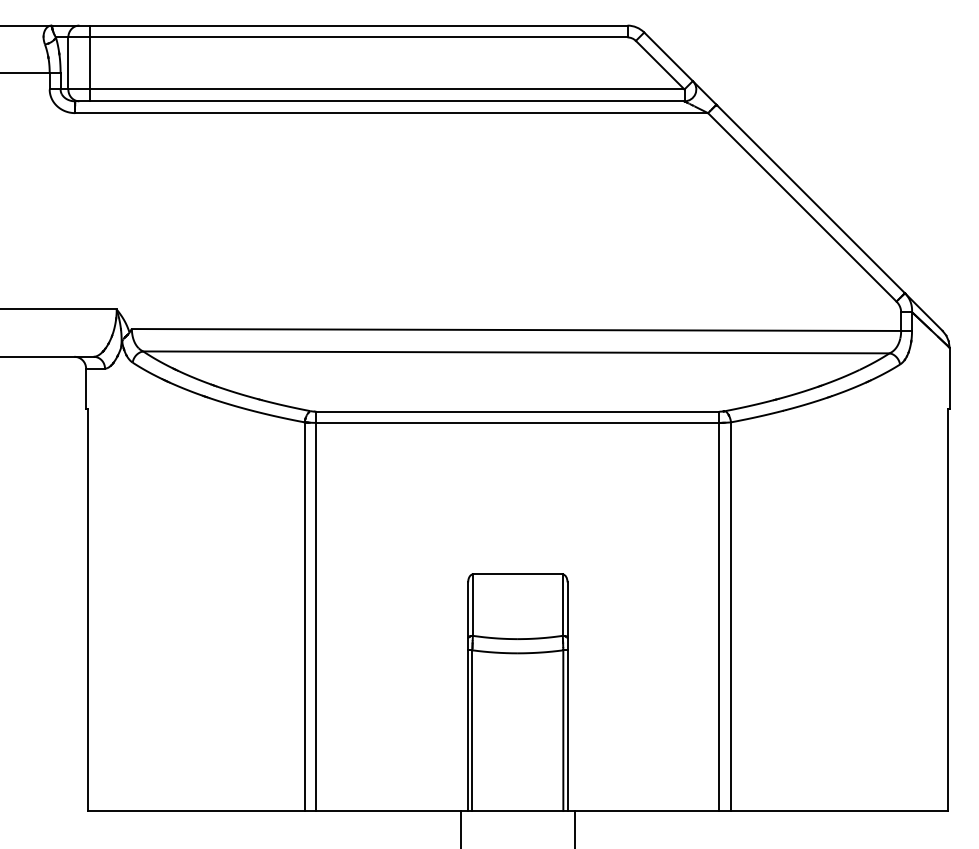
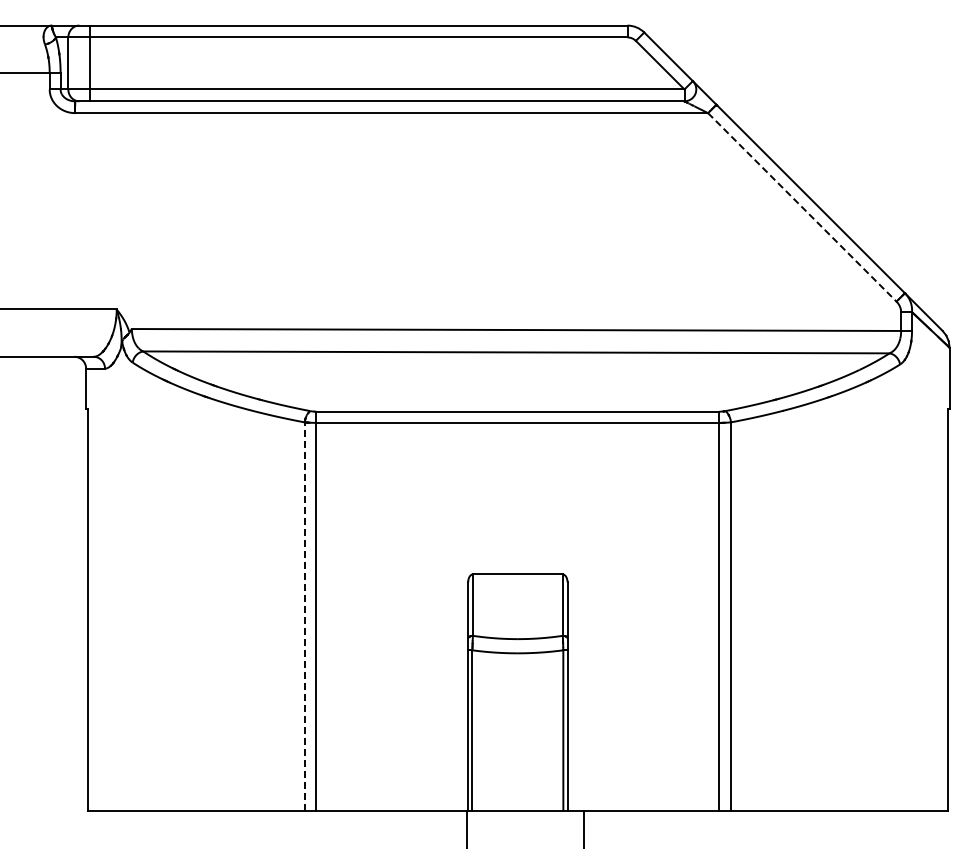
line: solid -> dashed (802, 207)
line: solid -> dashed (304, 616)
line position: (461, 828) -> (467, 828) (467, 828)
line position: (574, 828) -> (583, 828) (583, 828)
